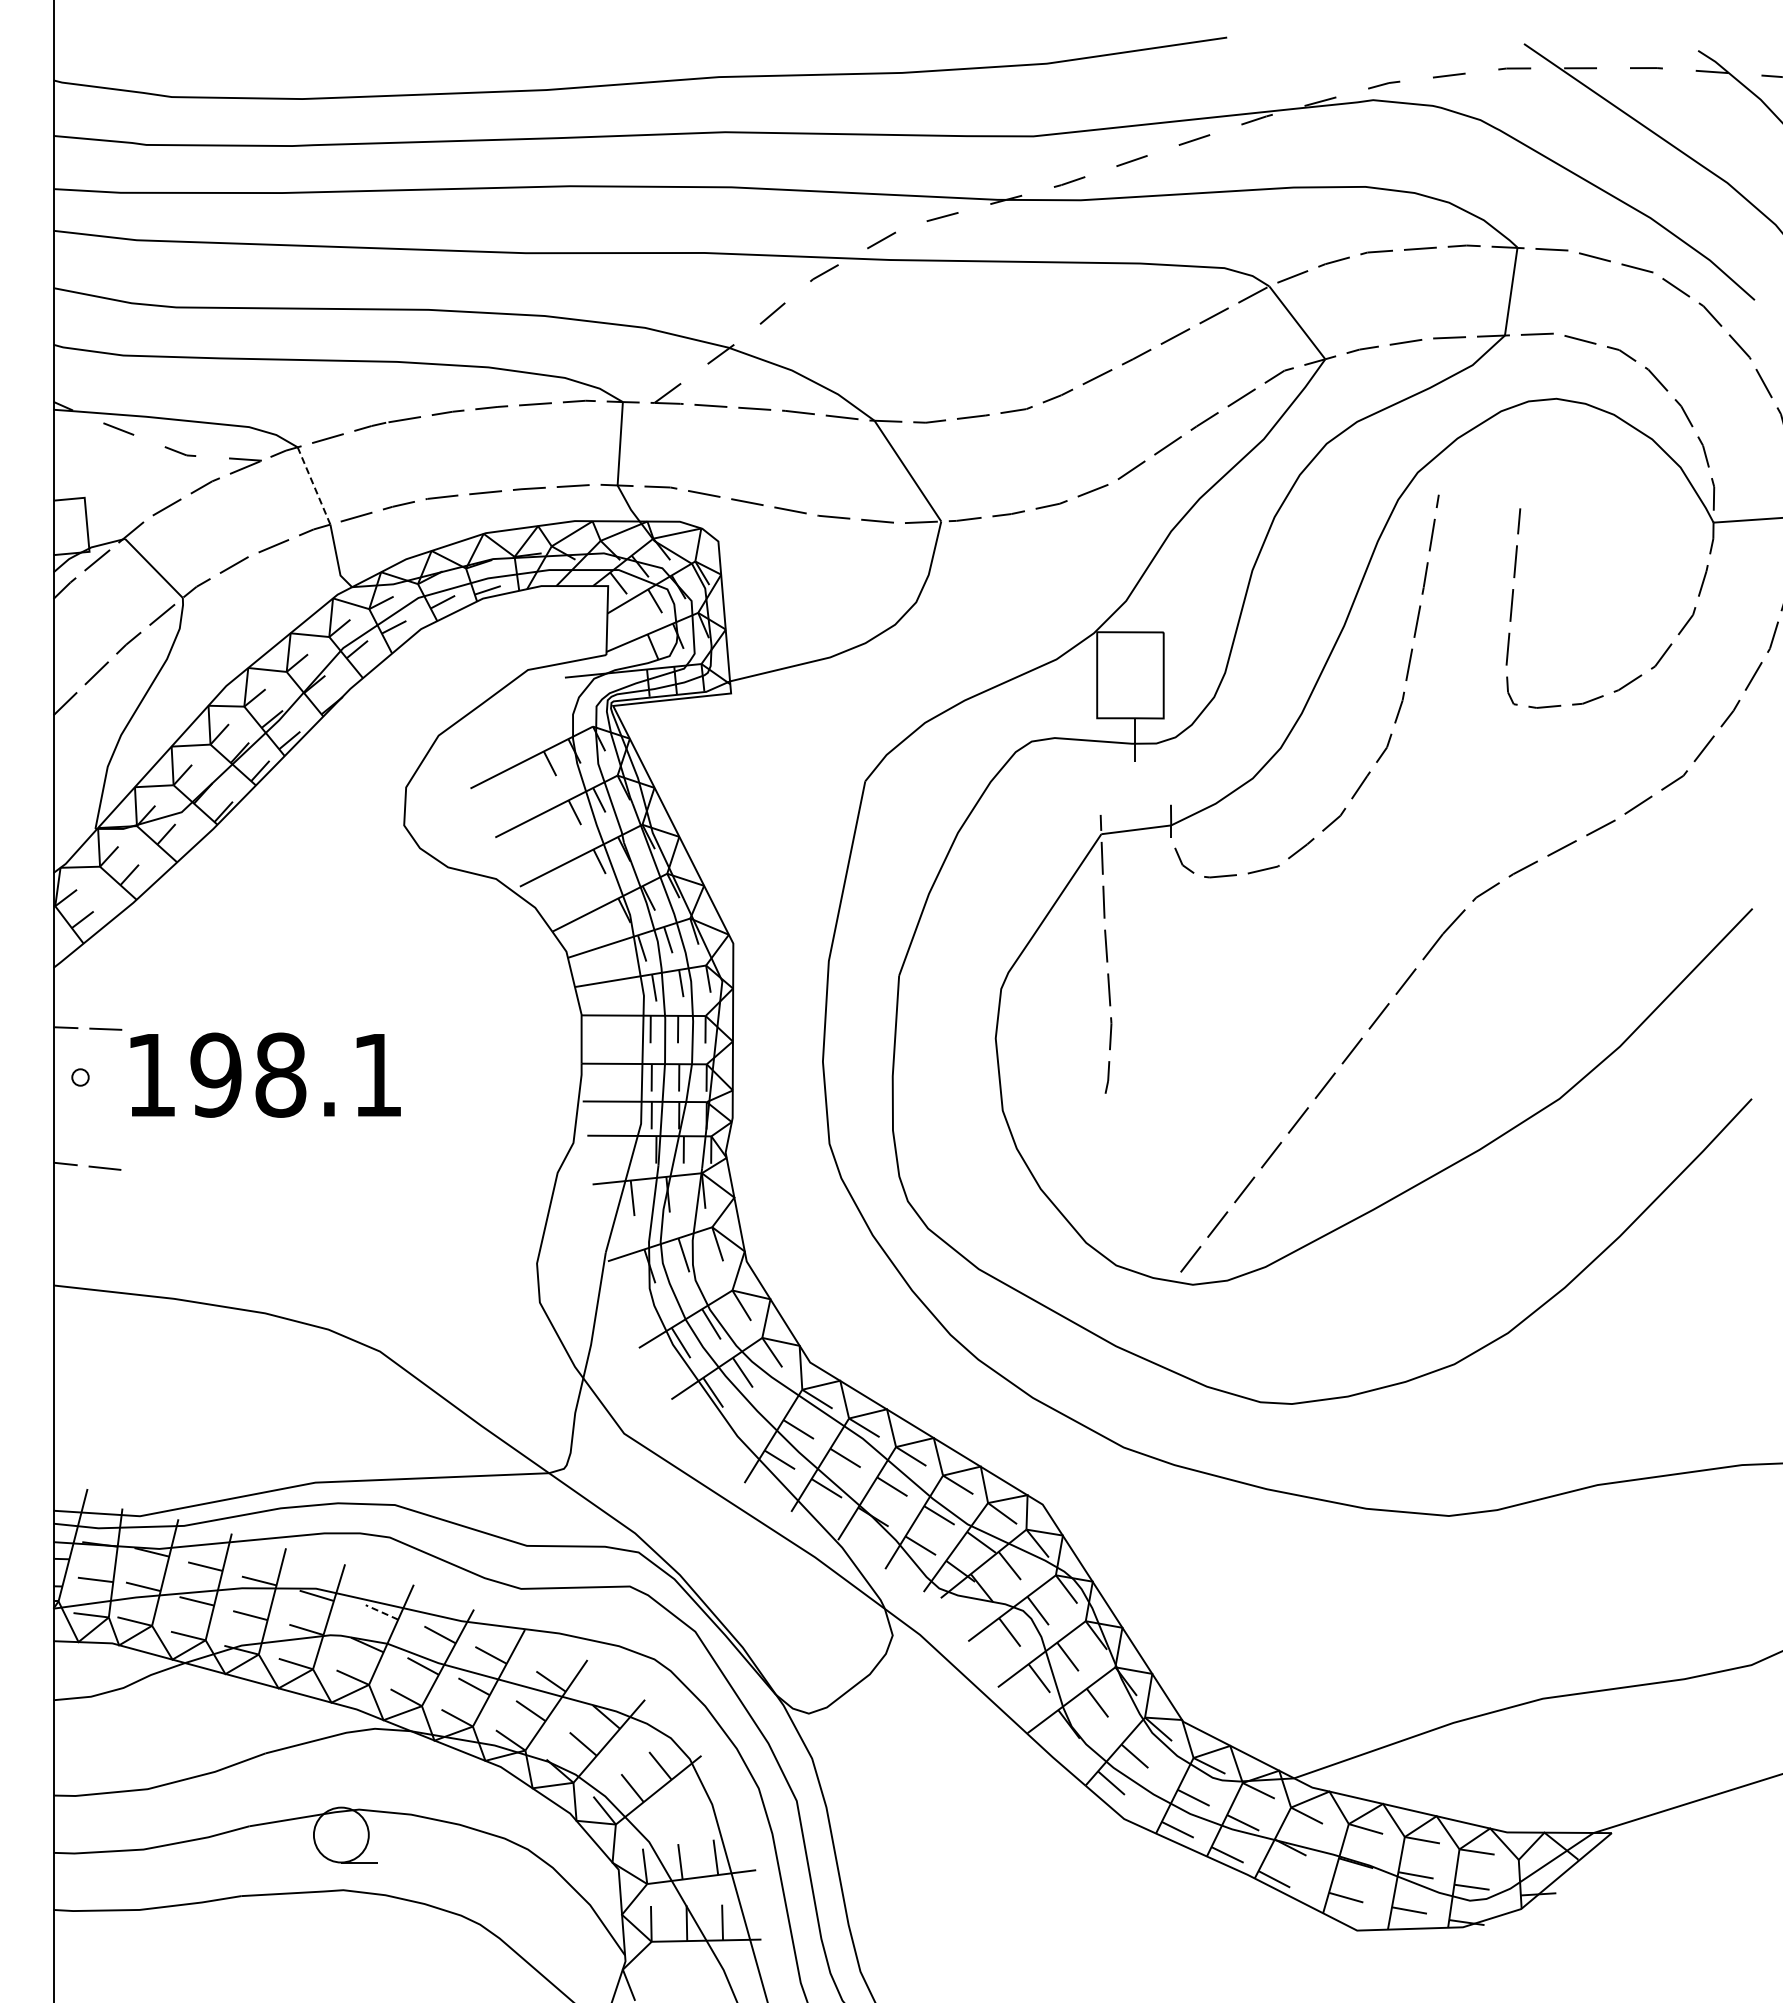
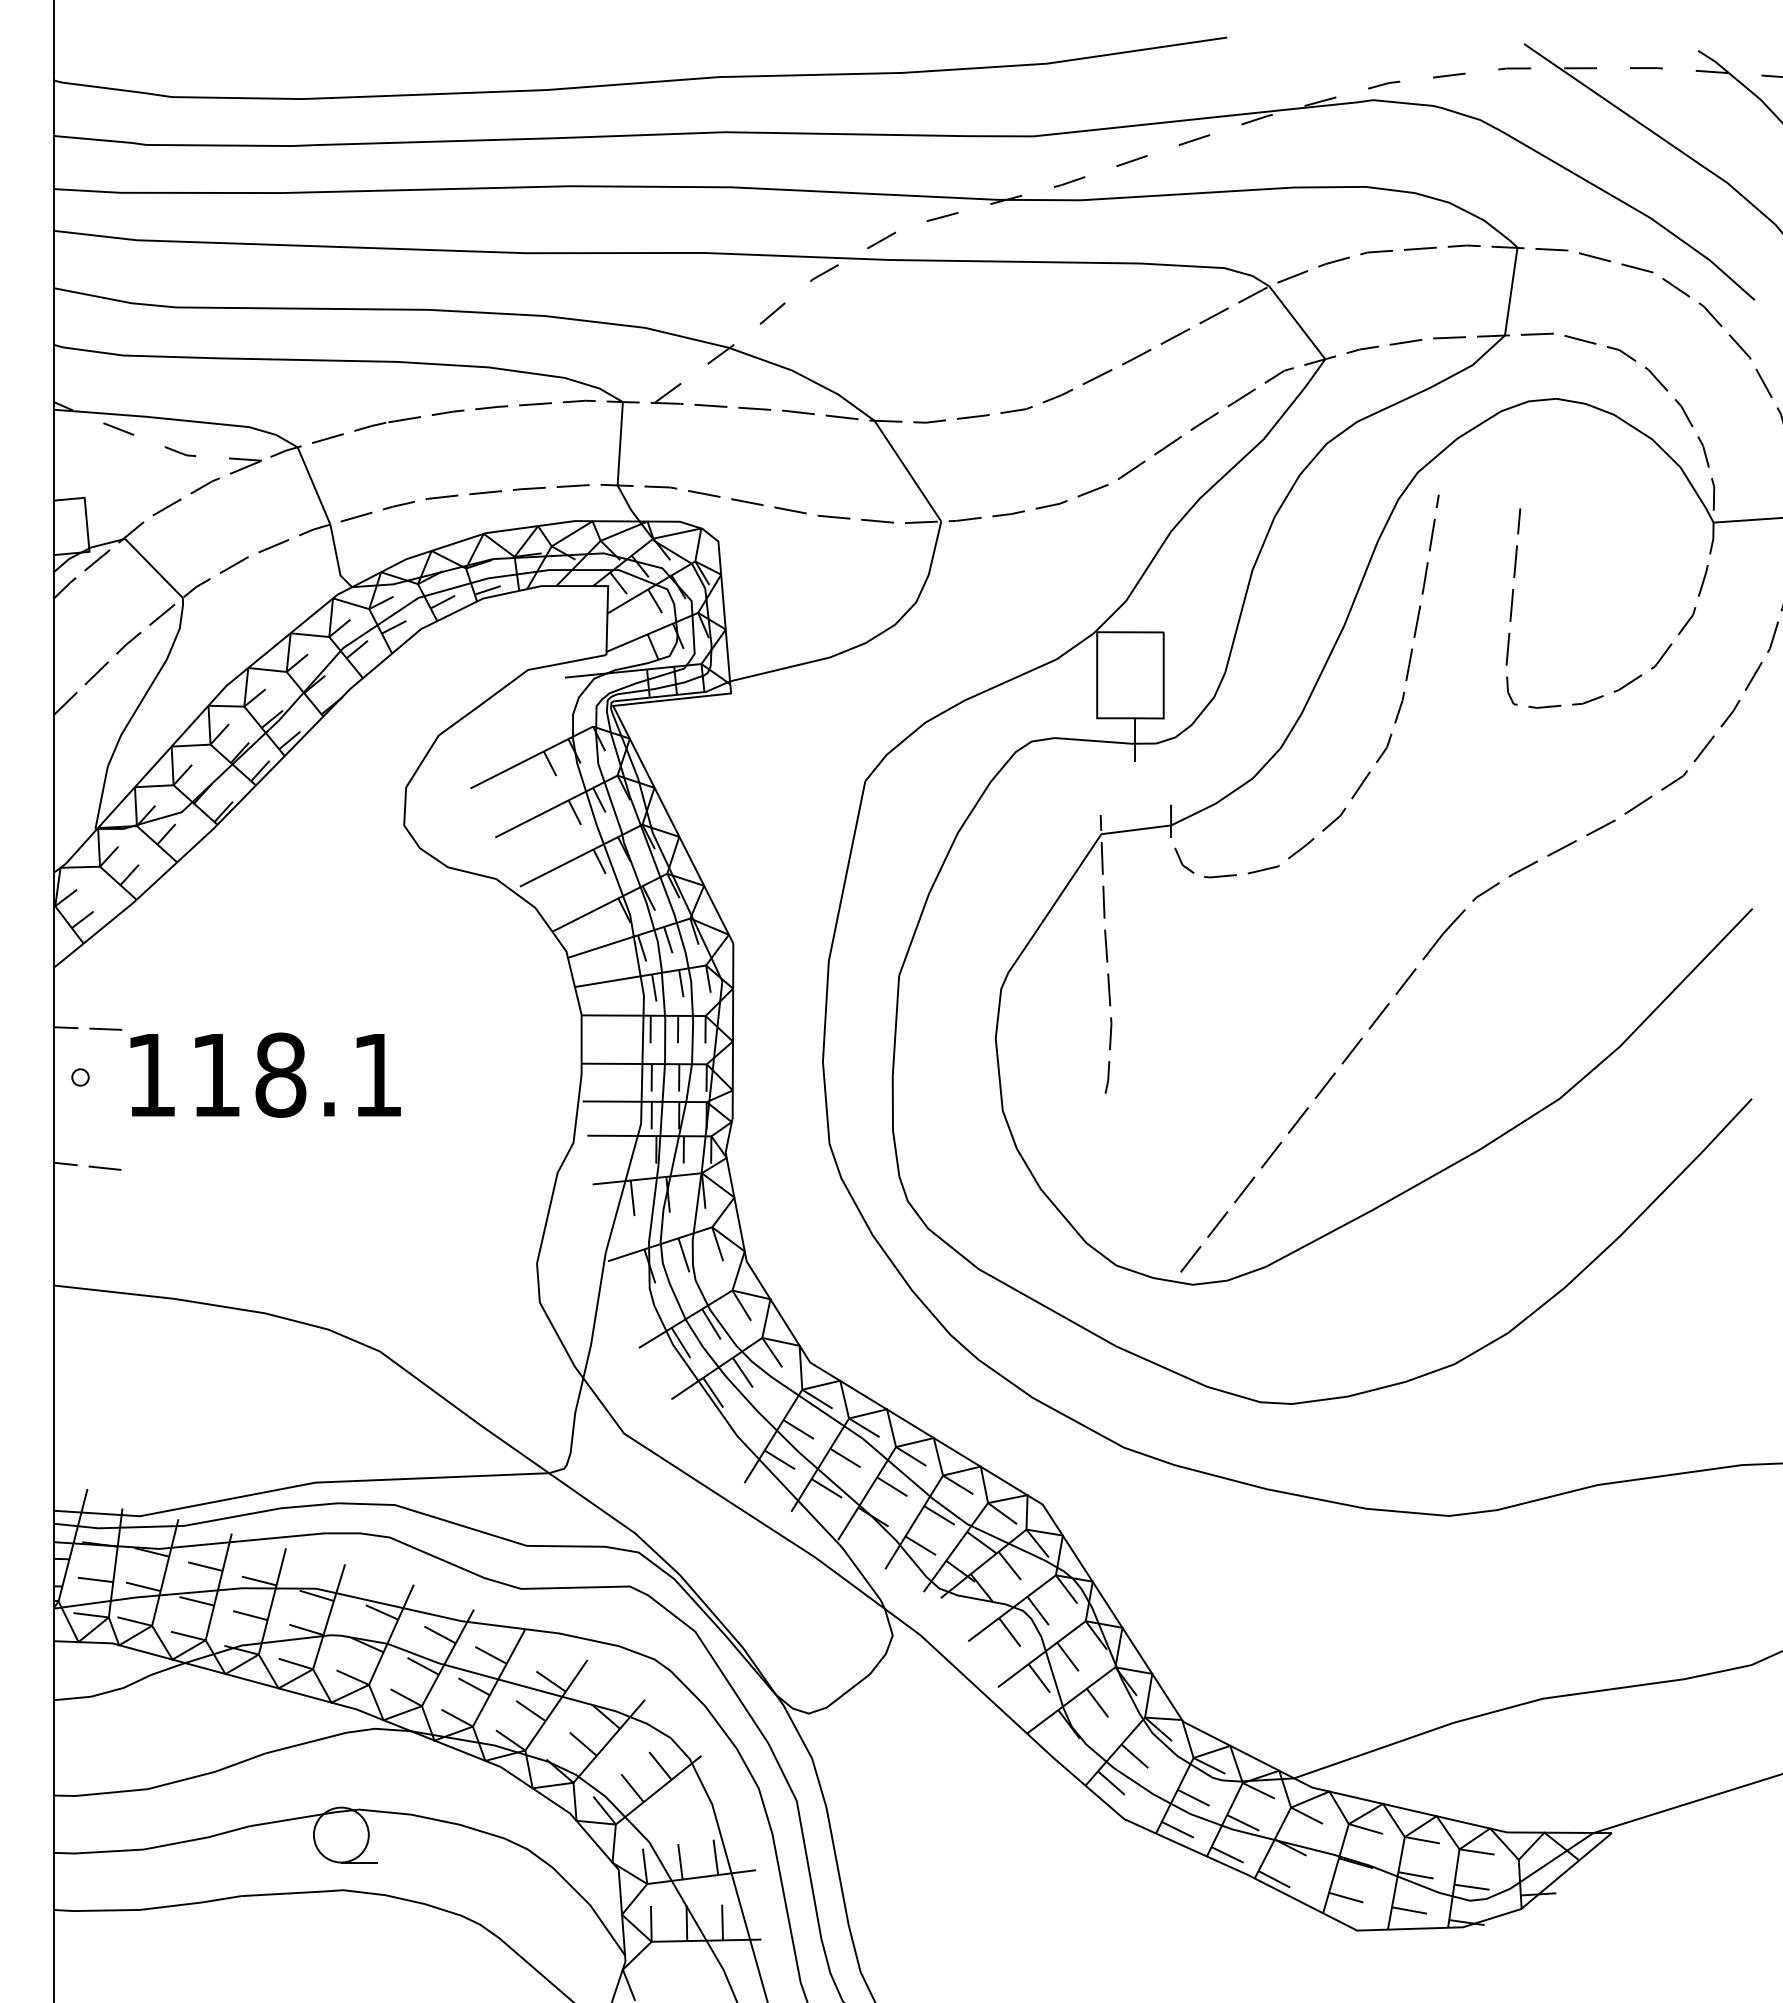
line: dashed -> solid (314, 485)
text: 198.1 -> 118.1 (215, 1074)
line: dashed -> solid (382, 1612)
